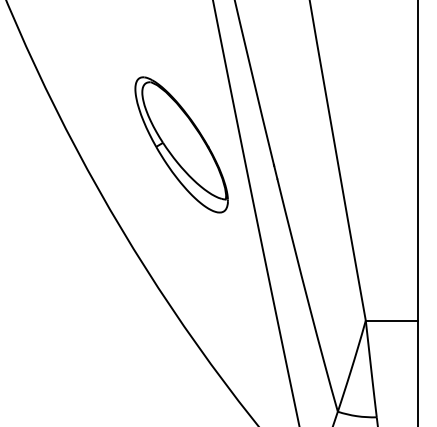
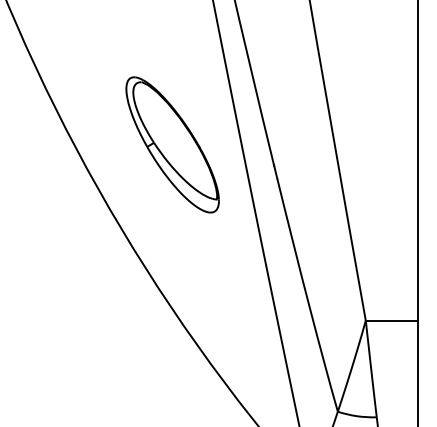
part position: (181, 144) -> (172, 144) (172, 144)
